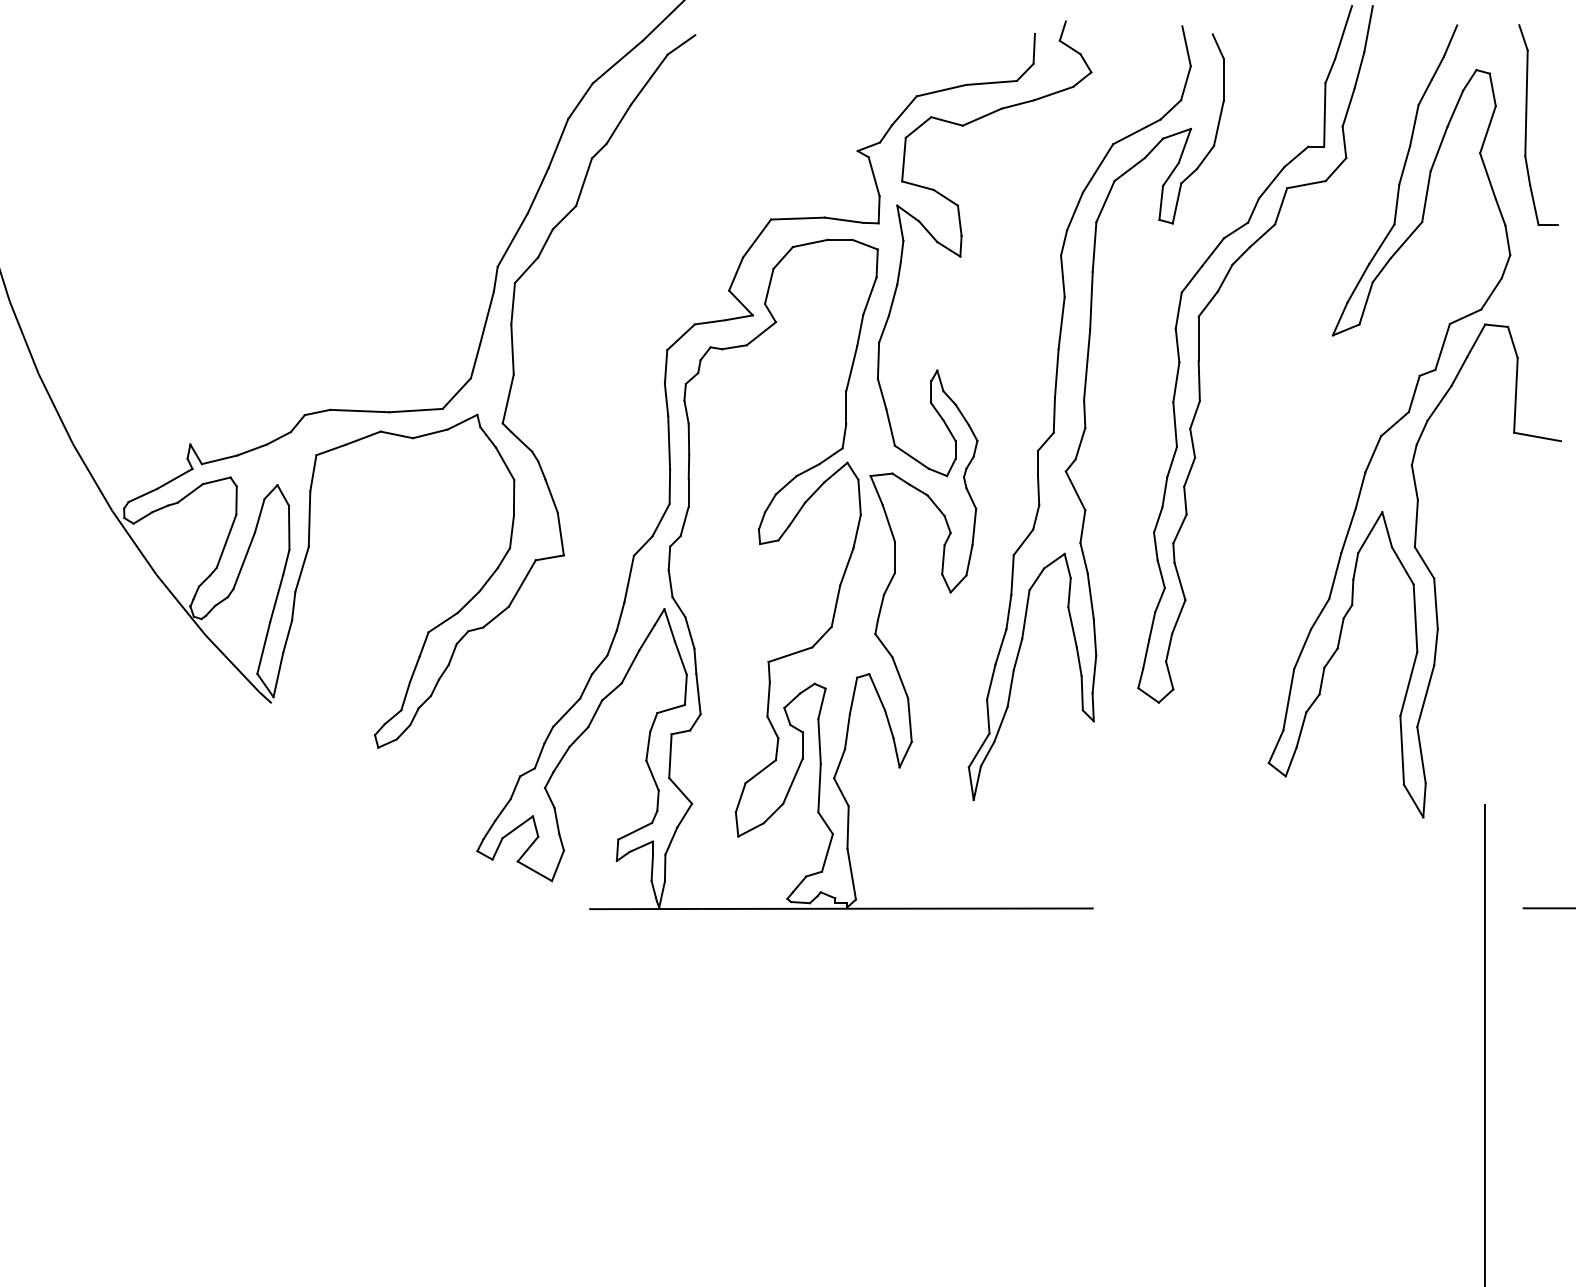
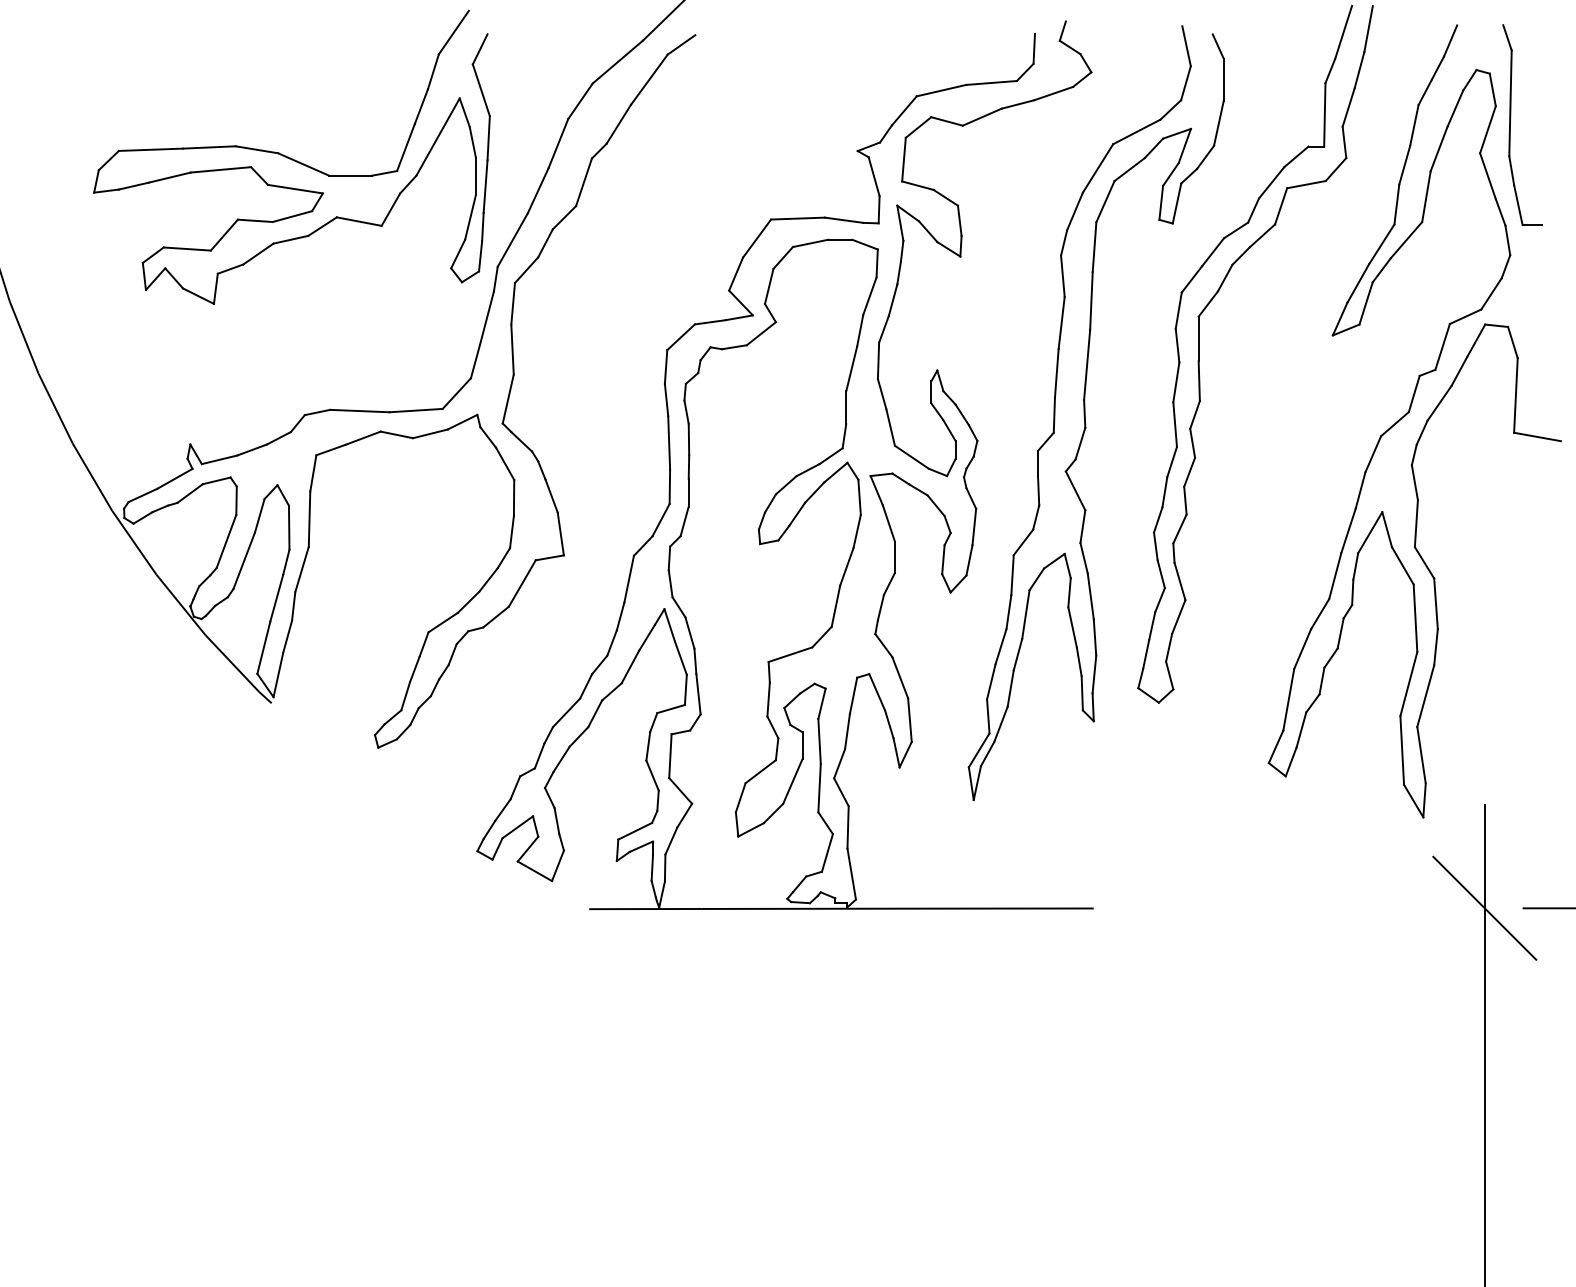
part position: (1526, 124) -> (1510, 124) (1510, 124)
part: none -> present (291, 156)
line: none -> present (1484, 907)
